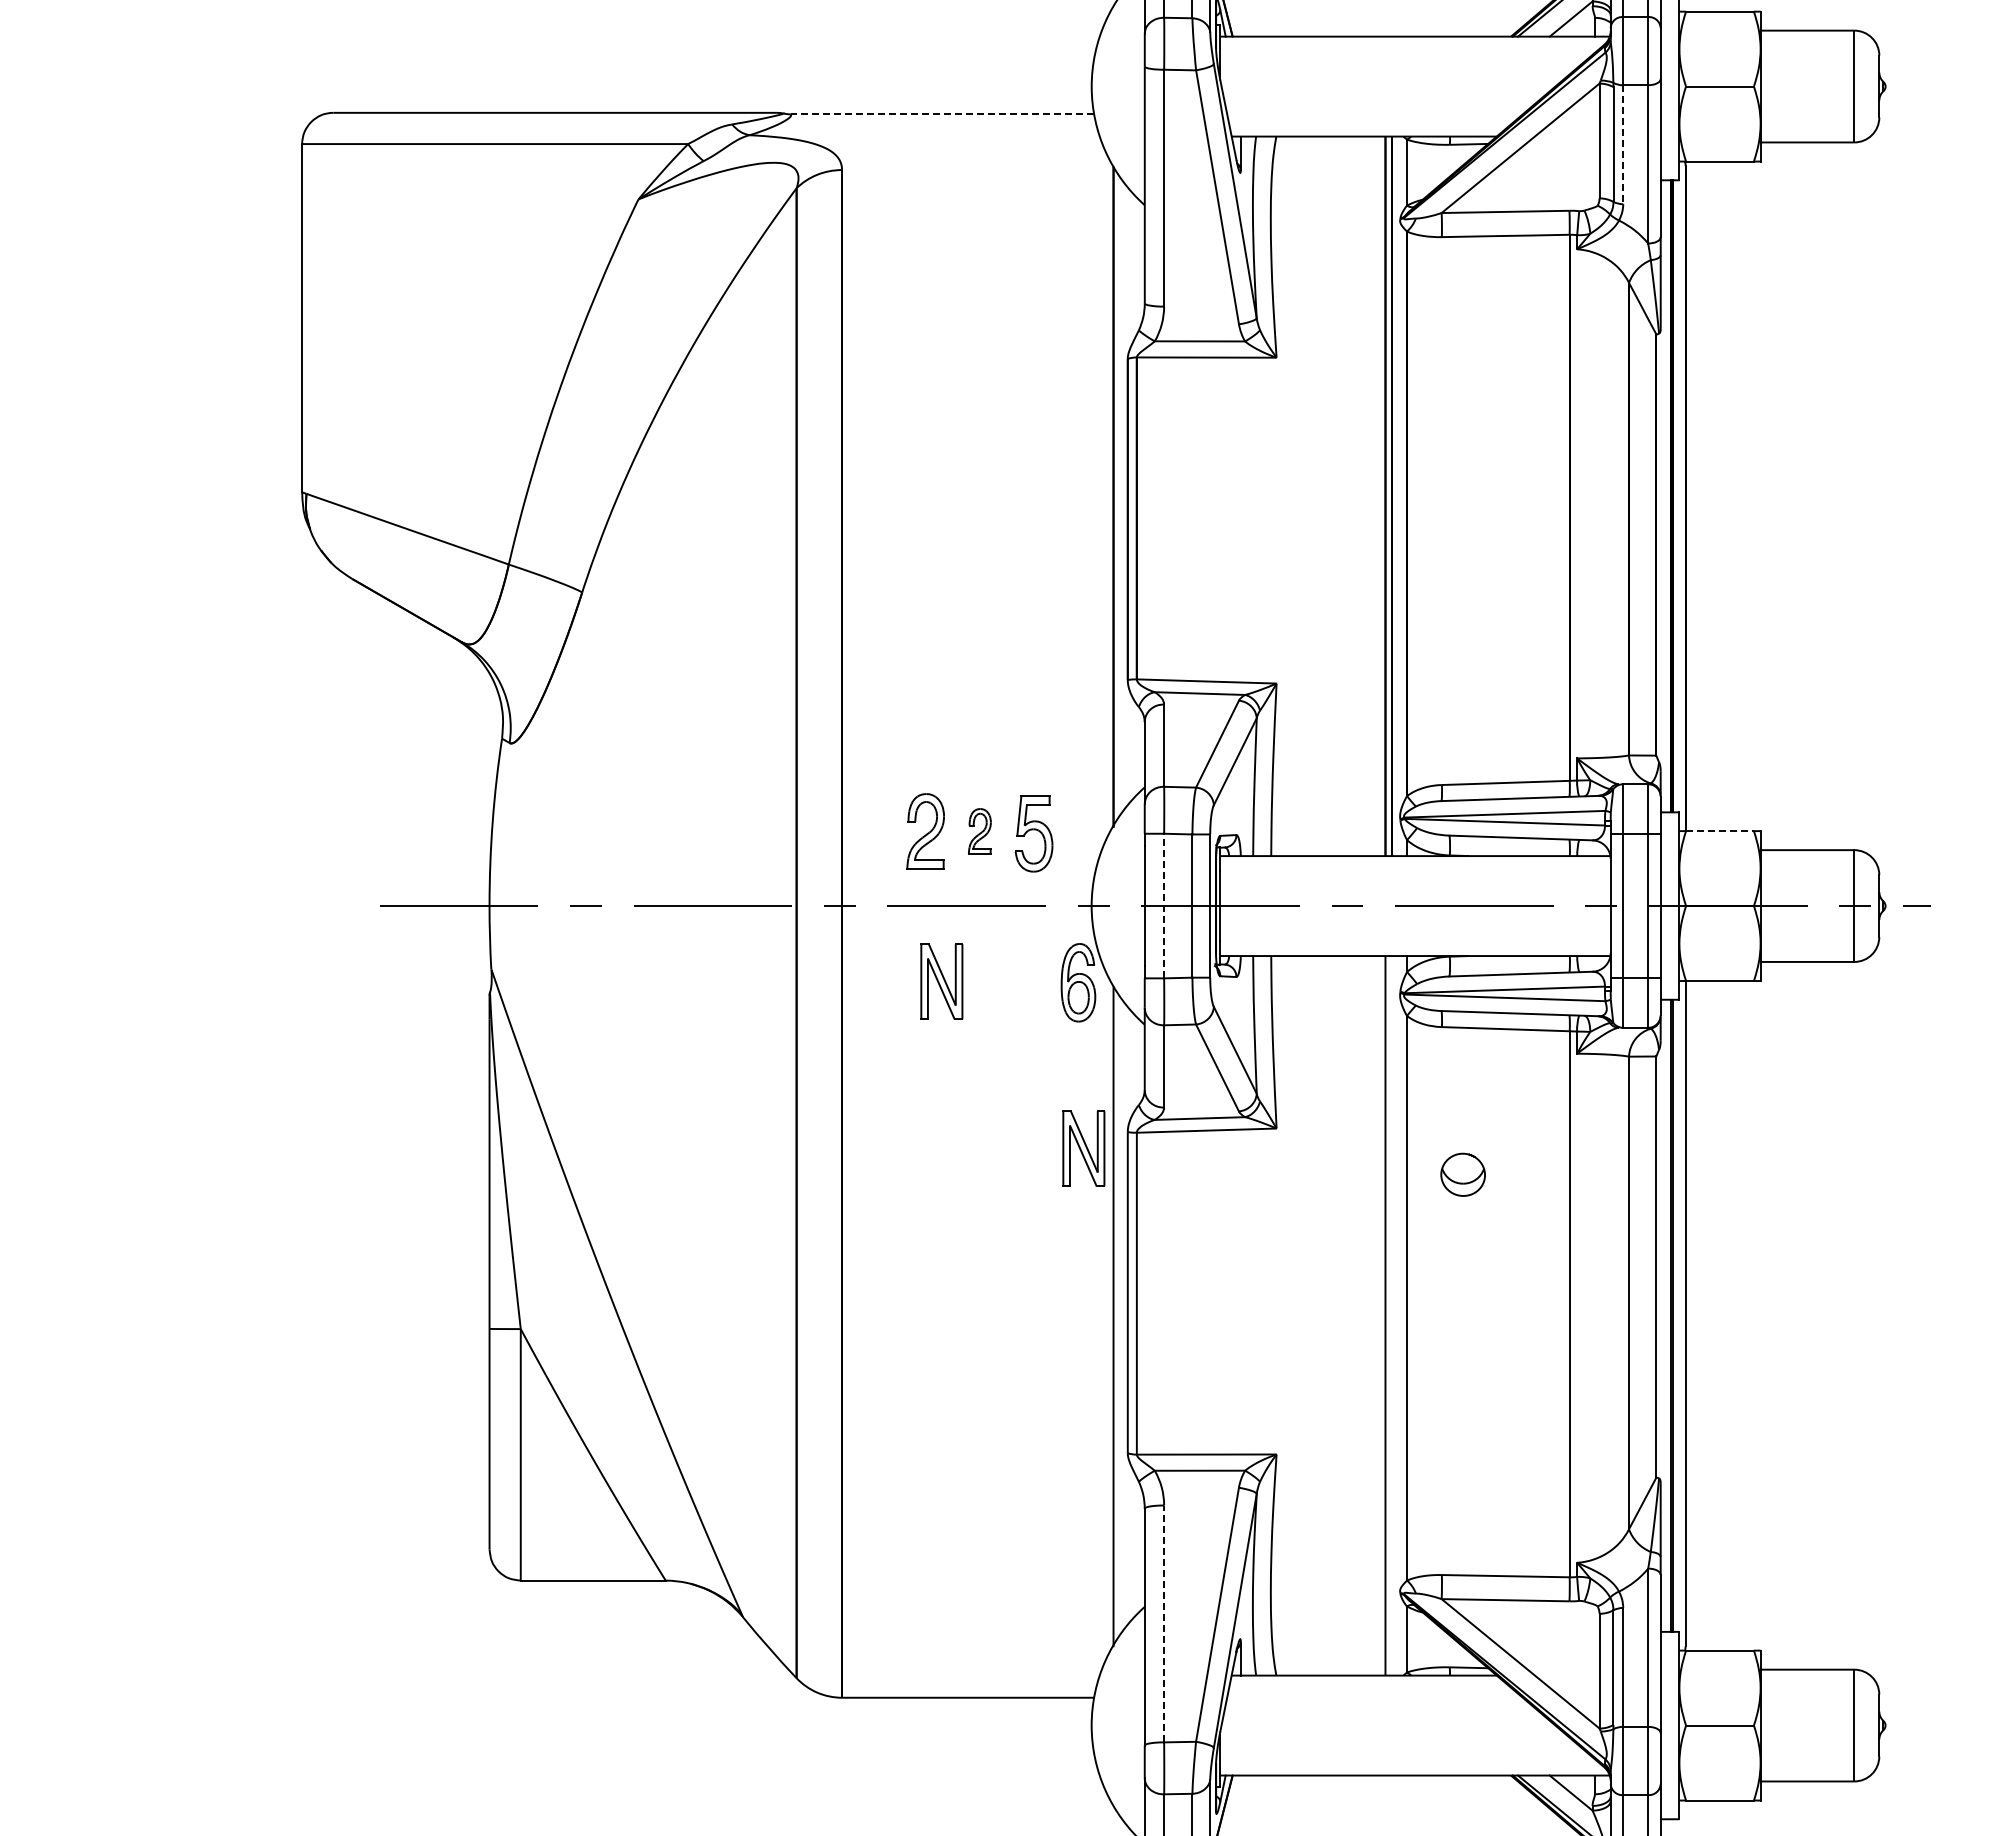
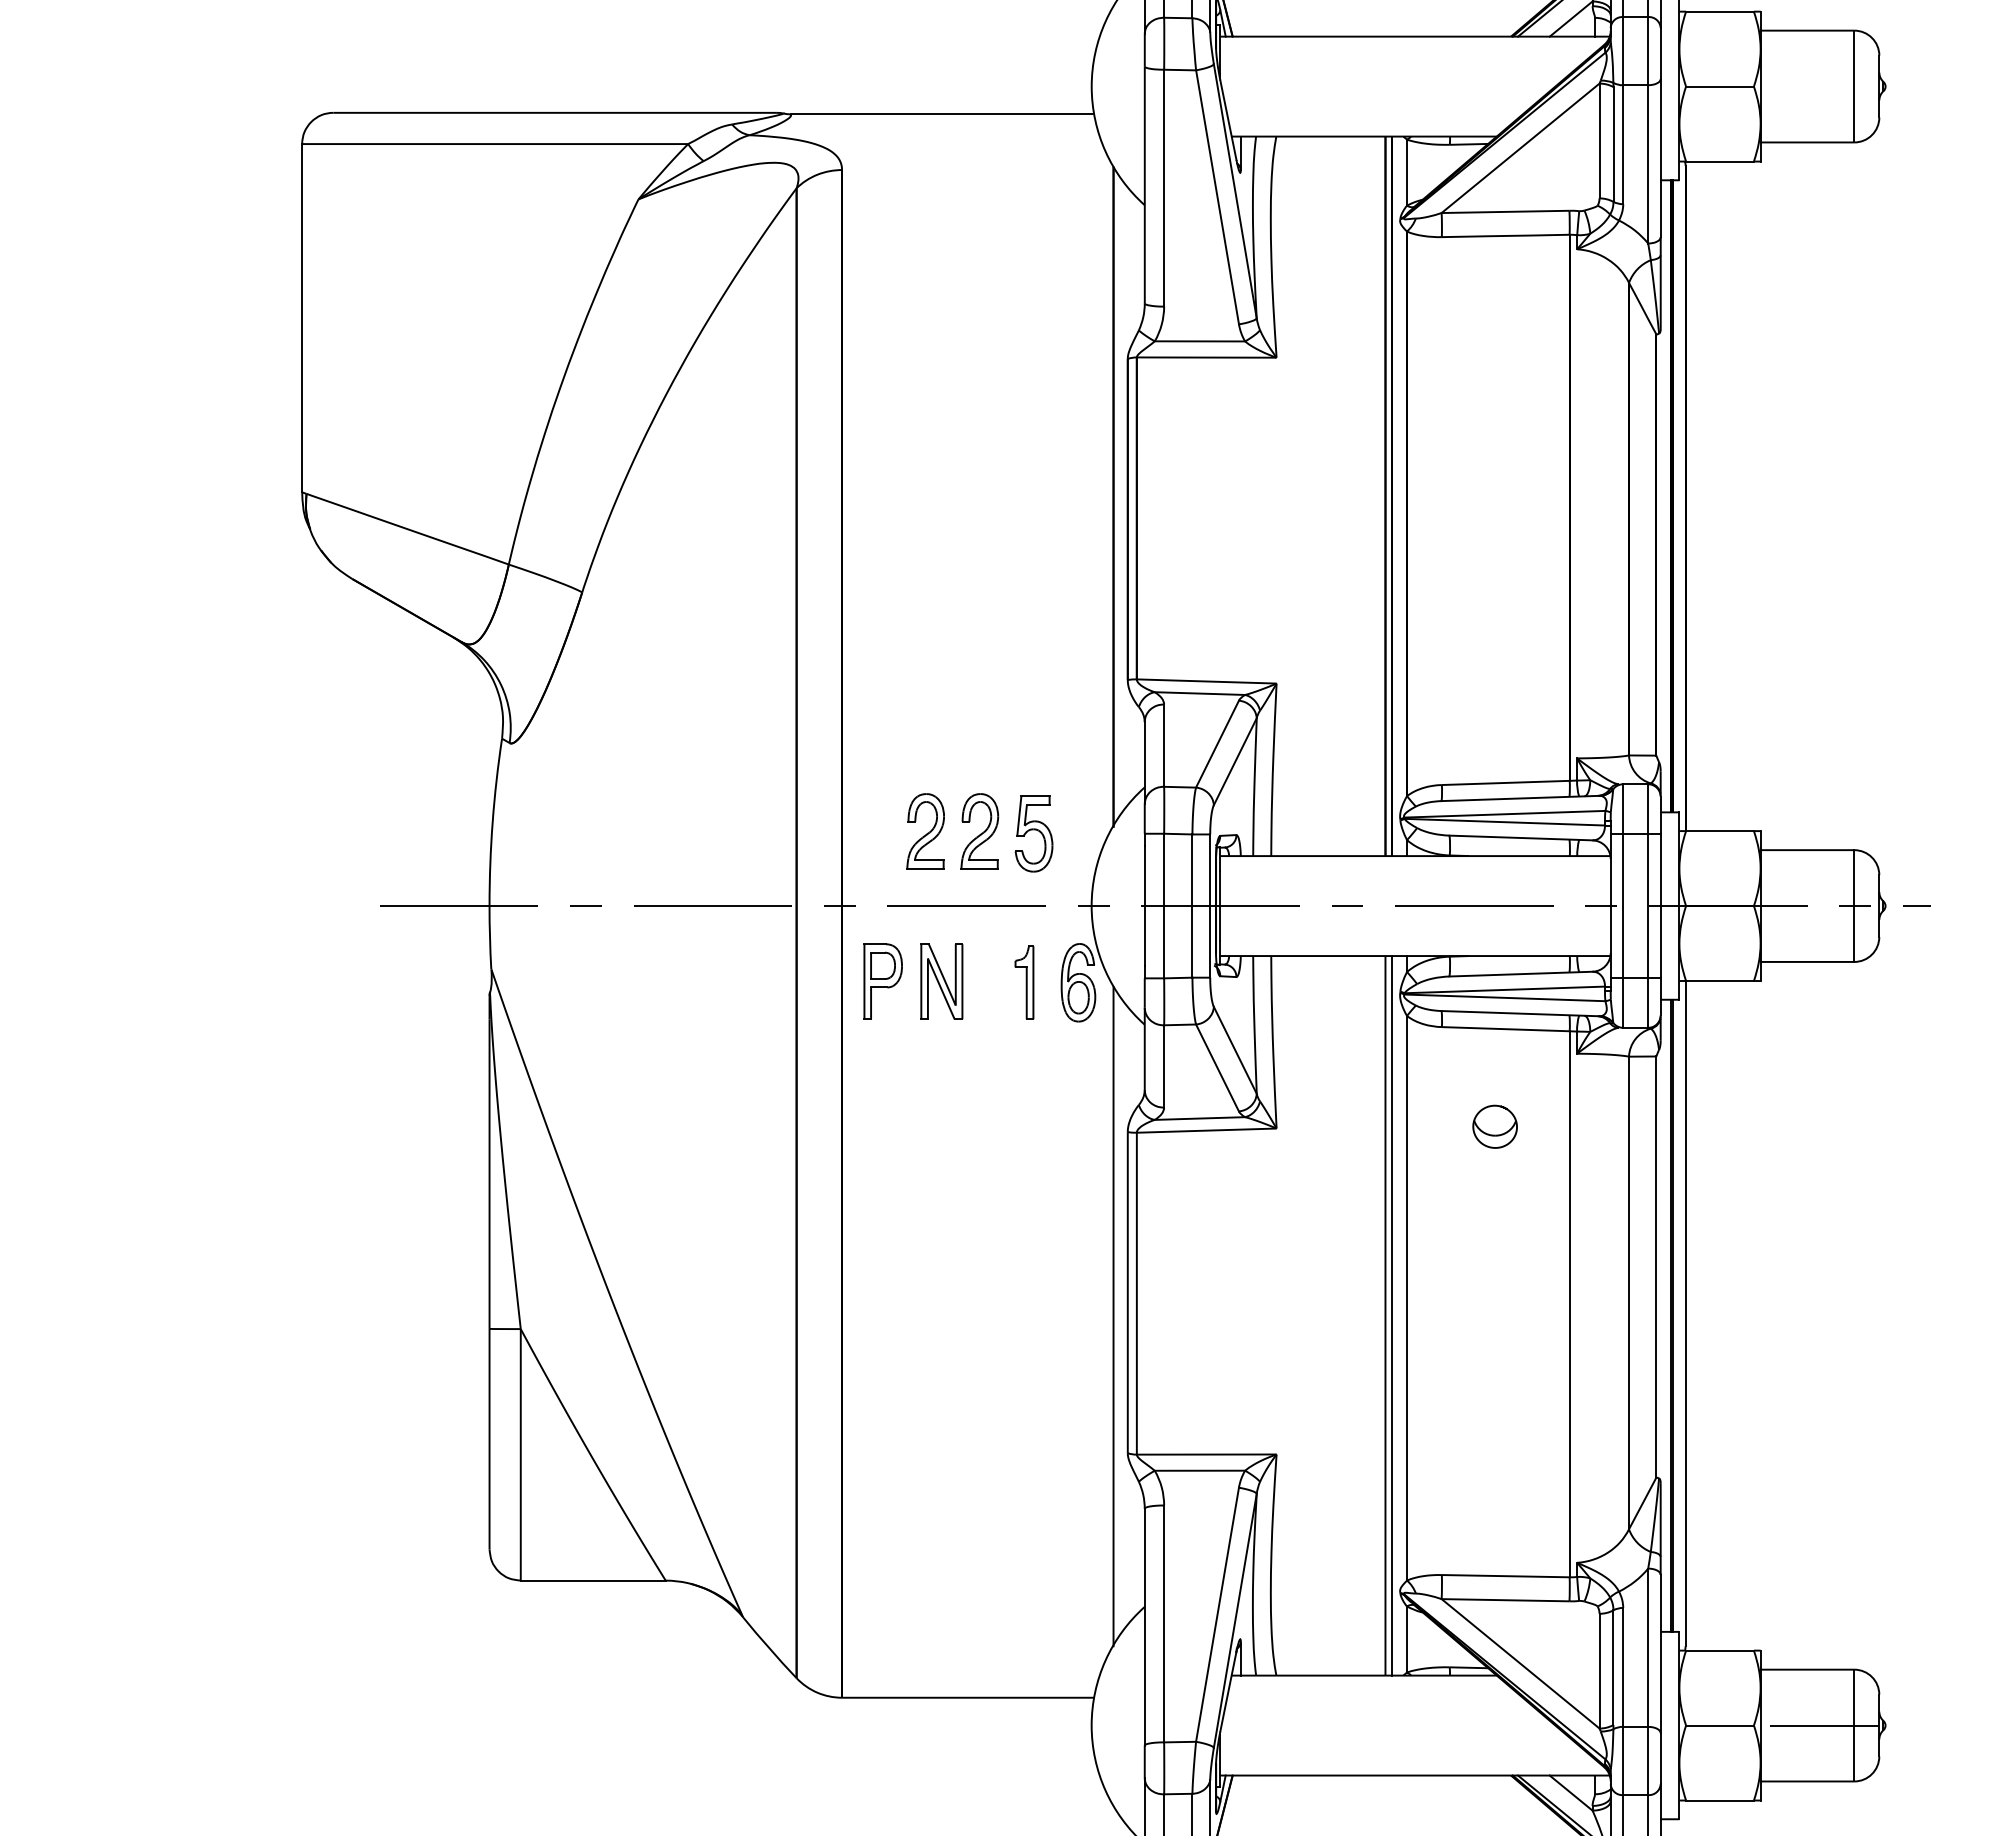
line: dashed -> solid (942, 114)
line: dashed -> solid (1623, 145)
part size: 24x47 px -> 40x77 px (979, 831)
line: dashed -> solid (1720, 831)
line: dashed -> solid (1164, 905)
part: none -> present (882, 981)
part: none -> present (1024, 982)
part: present -> none (1083, 1148)
part position: (1462, 1174) -> (1494, 1126) (1494, 1126)
line: none -> present (1392, 1315)
line: dashed -> solid (1164, 1623)
line: none -> present (1824, 1725)
